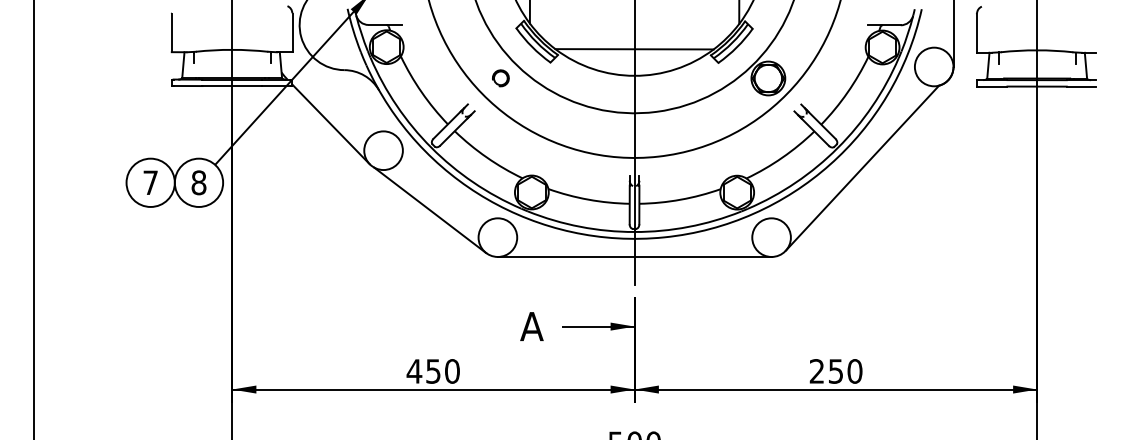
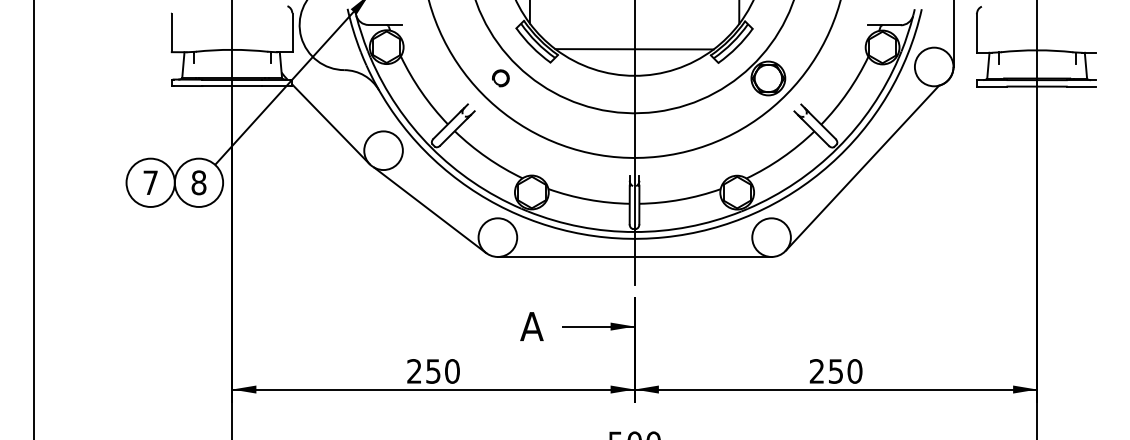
text: 450 -> 250 (414, 371)
